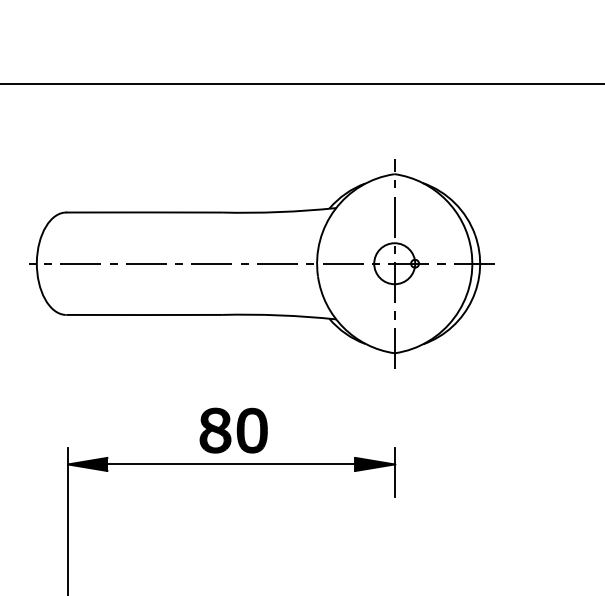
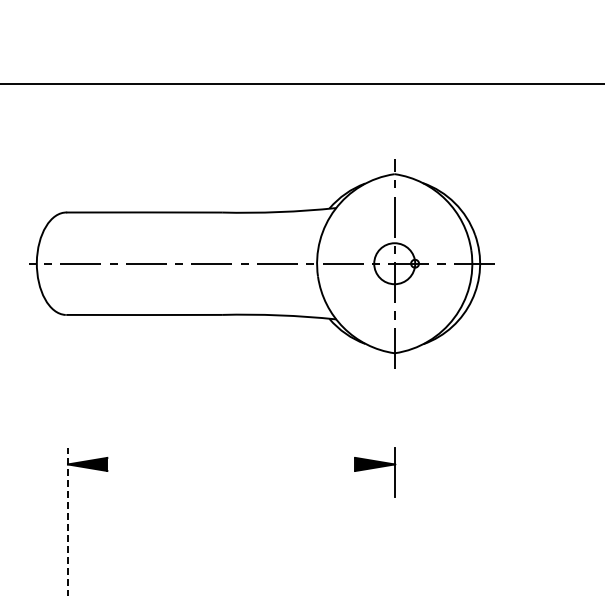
part: present -> none (233, 430)
line: present -> none (231, 464)
line: solid -> dashed (68, 521)
